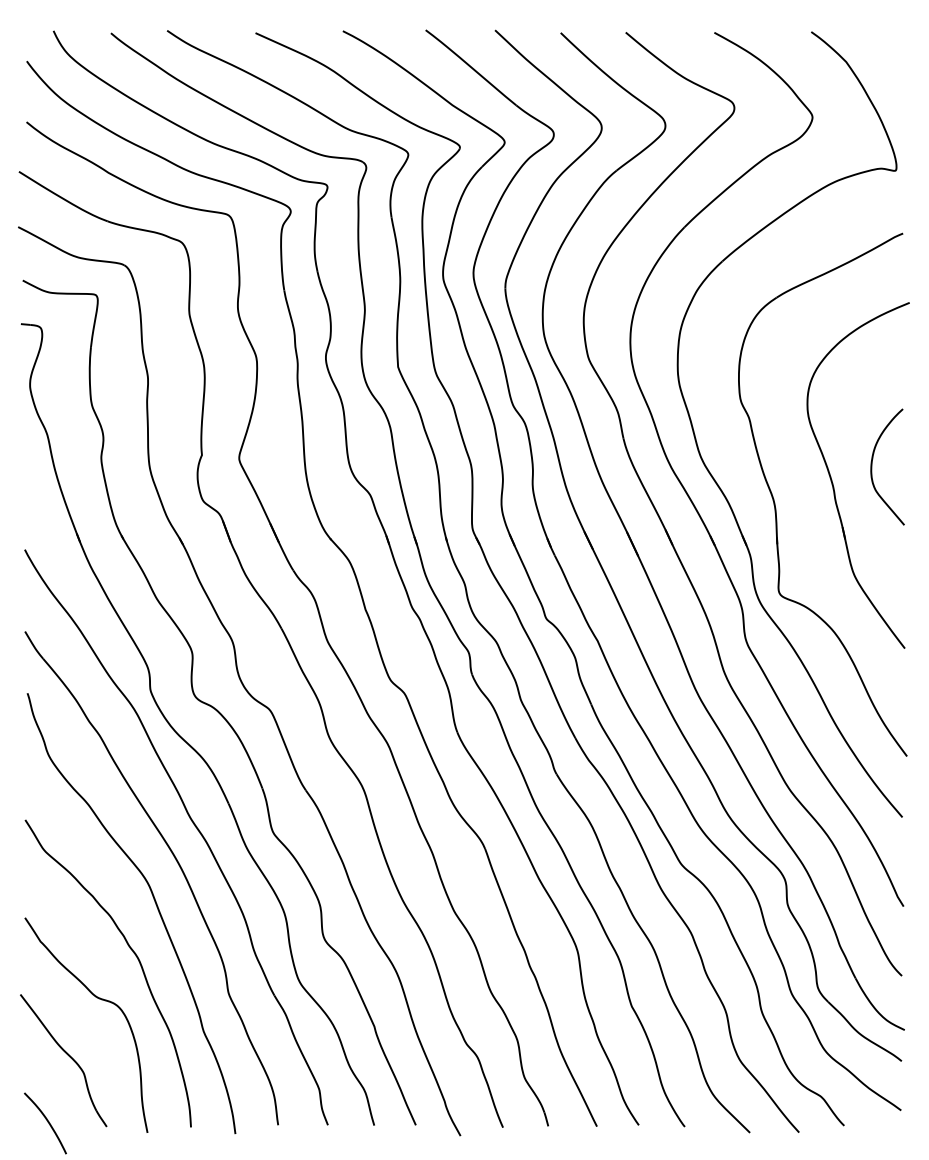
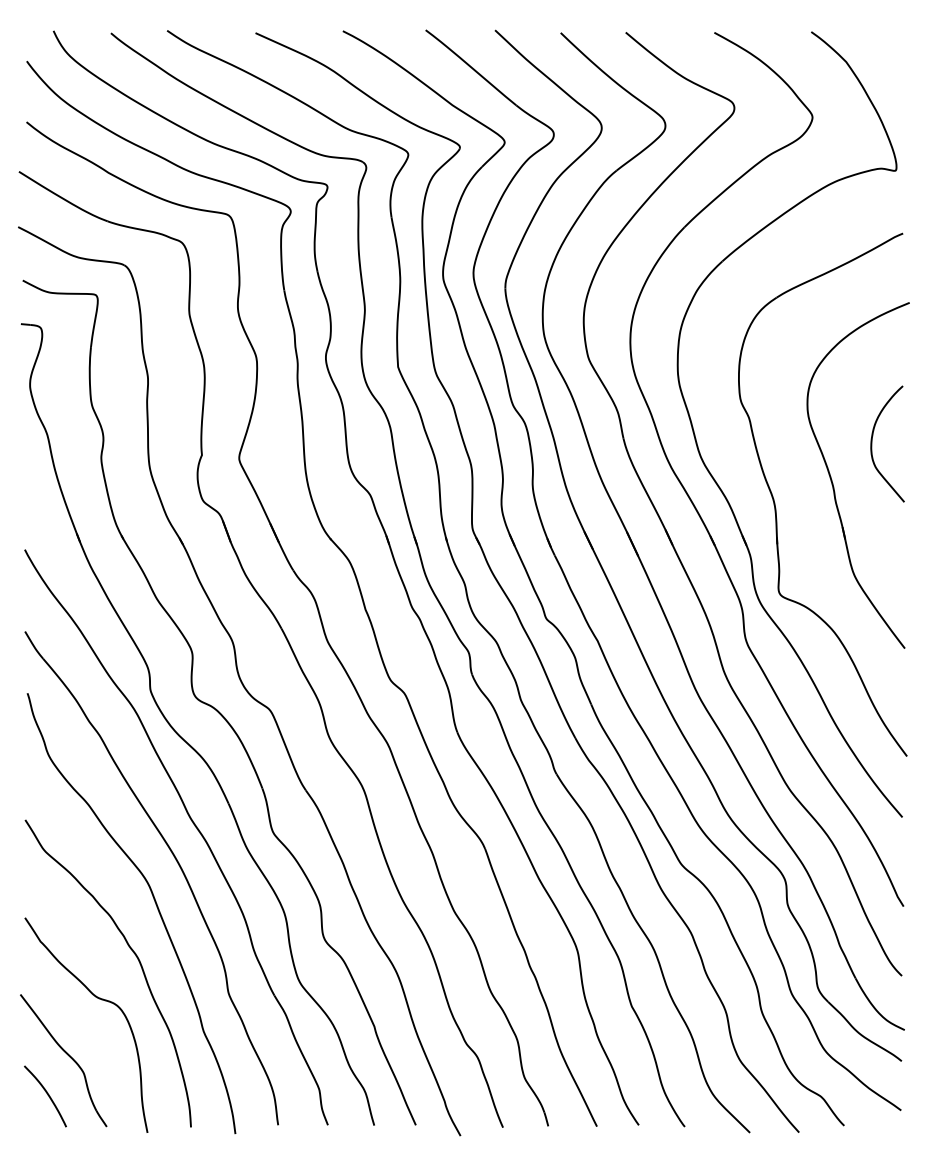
curve position: (872, 466) -> (872, 443) (872, 443)
curve position: (47, 1122) -> (47, 1095) (47, 1095)
